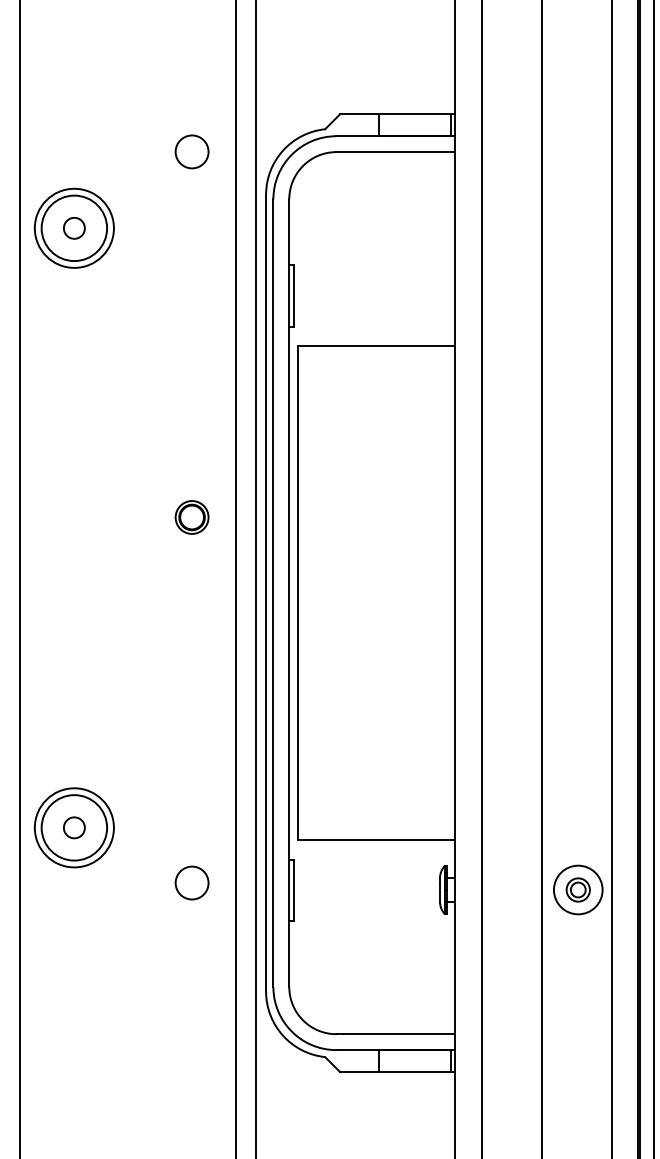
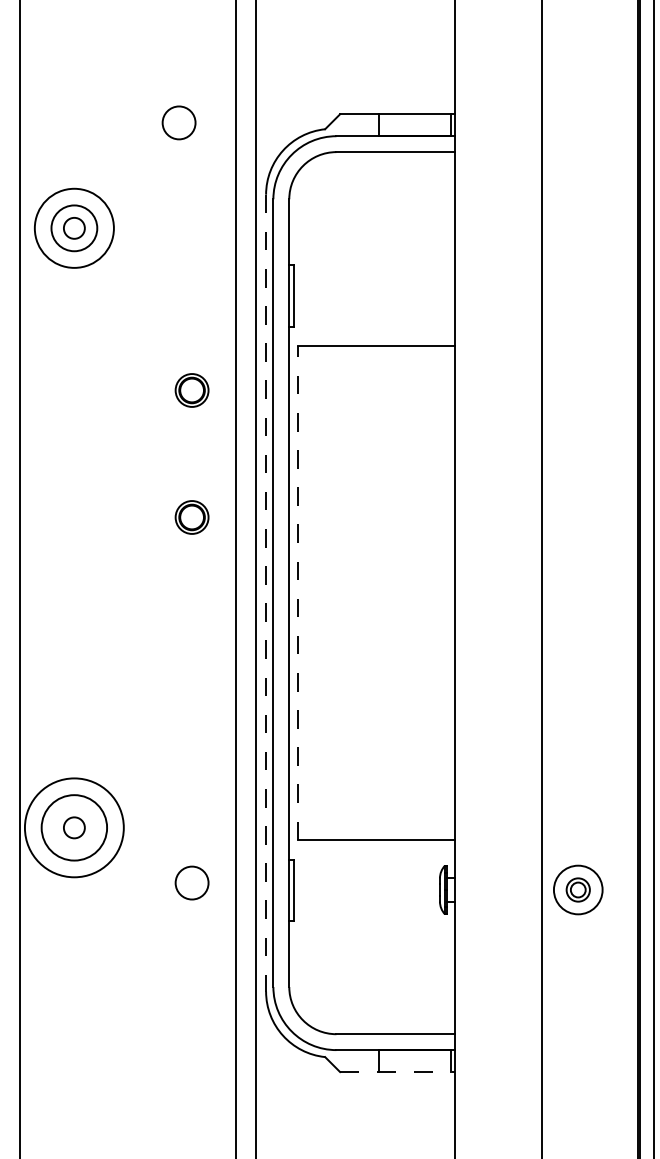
circle position: (191, 151) -> (178, 122) (178, 122)
circle diameter: 65 px -> 46 px (74, 228)
part: none -> present (191, 390)
line: present -> none (481, 578)
line: present -> none (611, 578)
line: solid -> dashed (266, 593)
line: solid -> dashed (297, 593)
circle diameter: 79 px -> 99 px (73, 827)
line: solid -> dashed (397, 1072)
